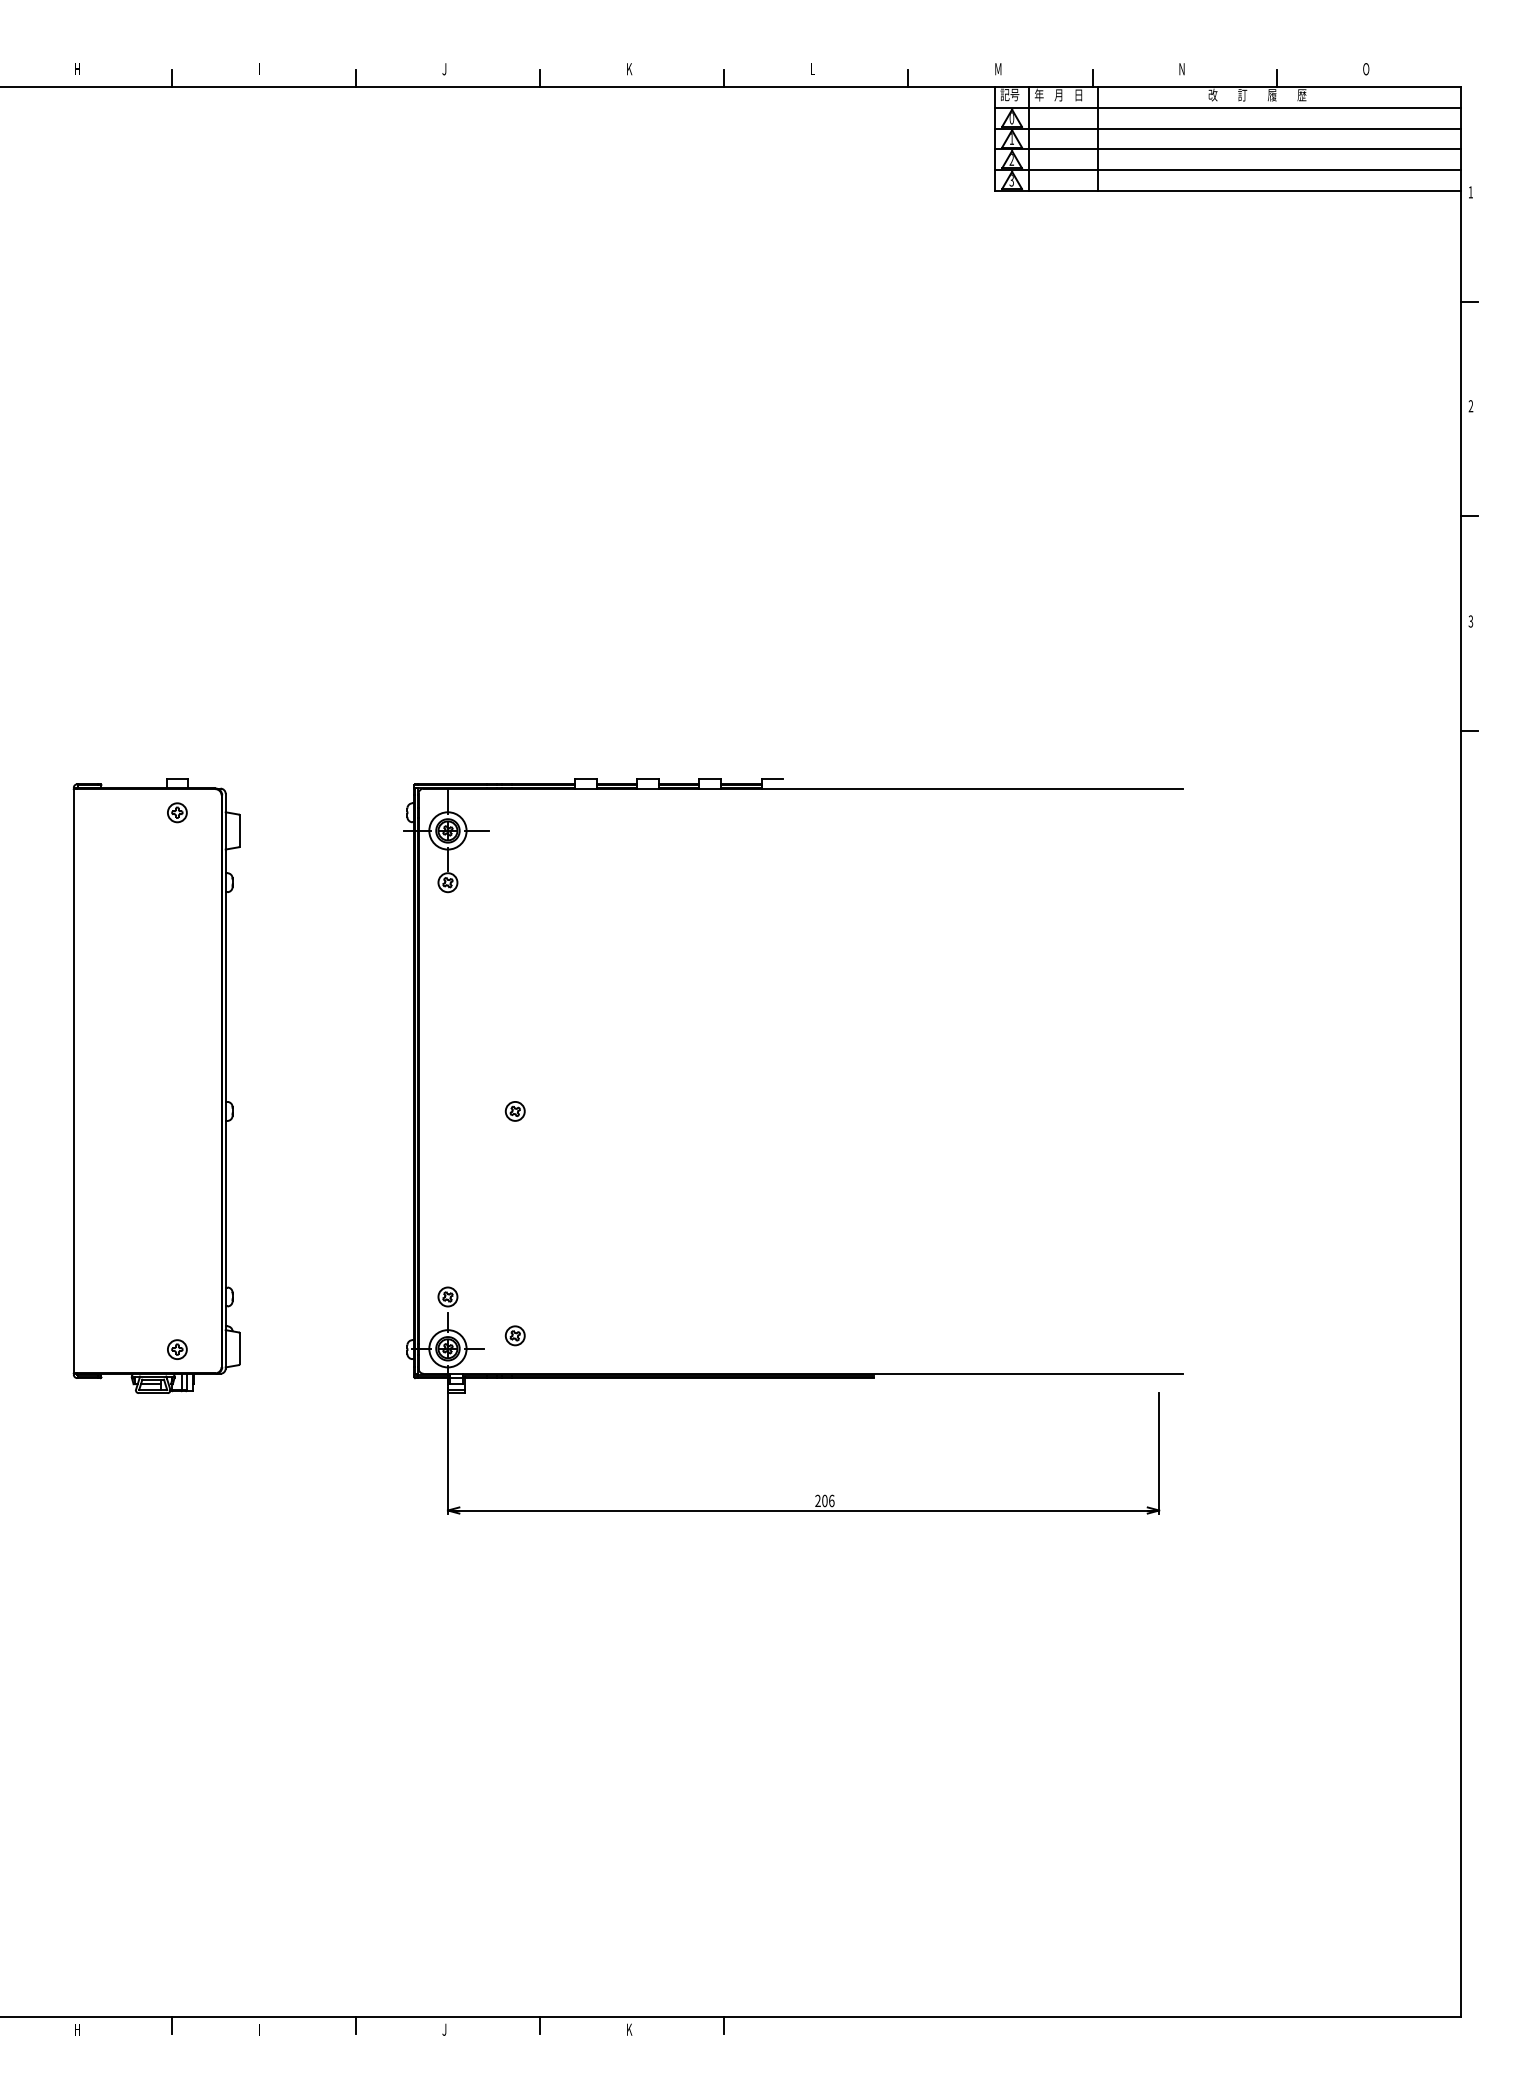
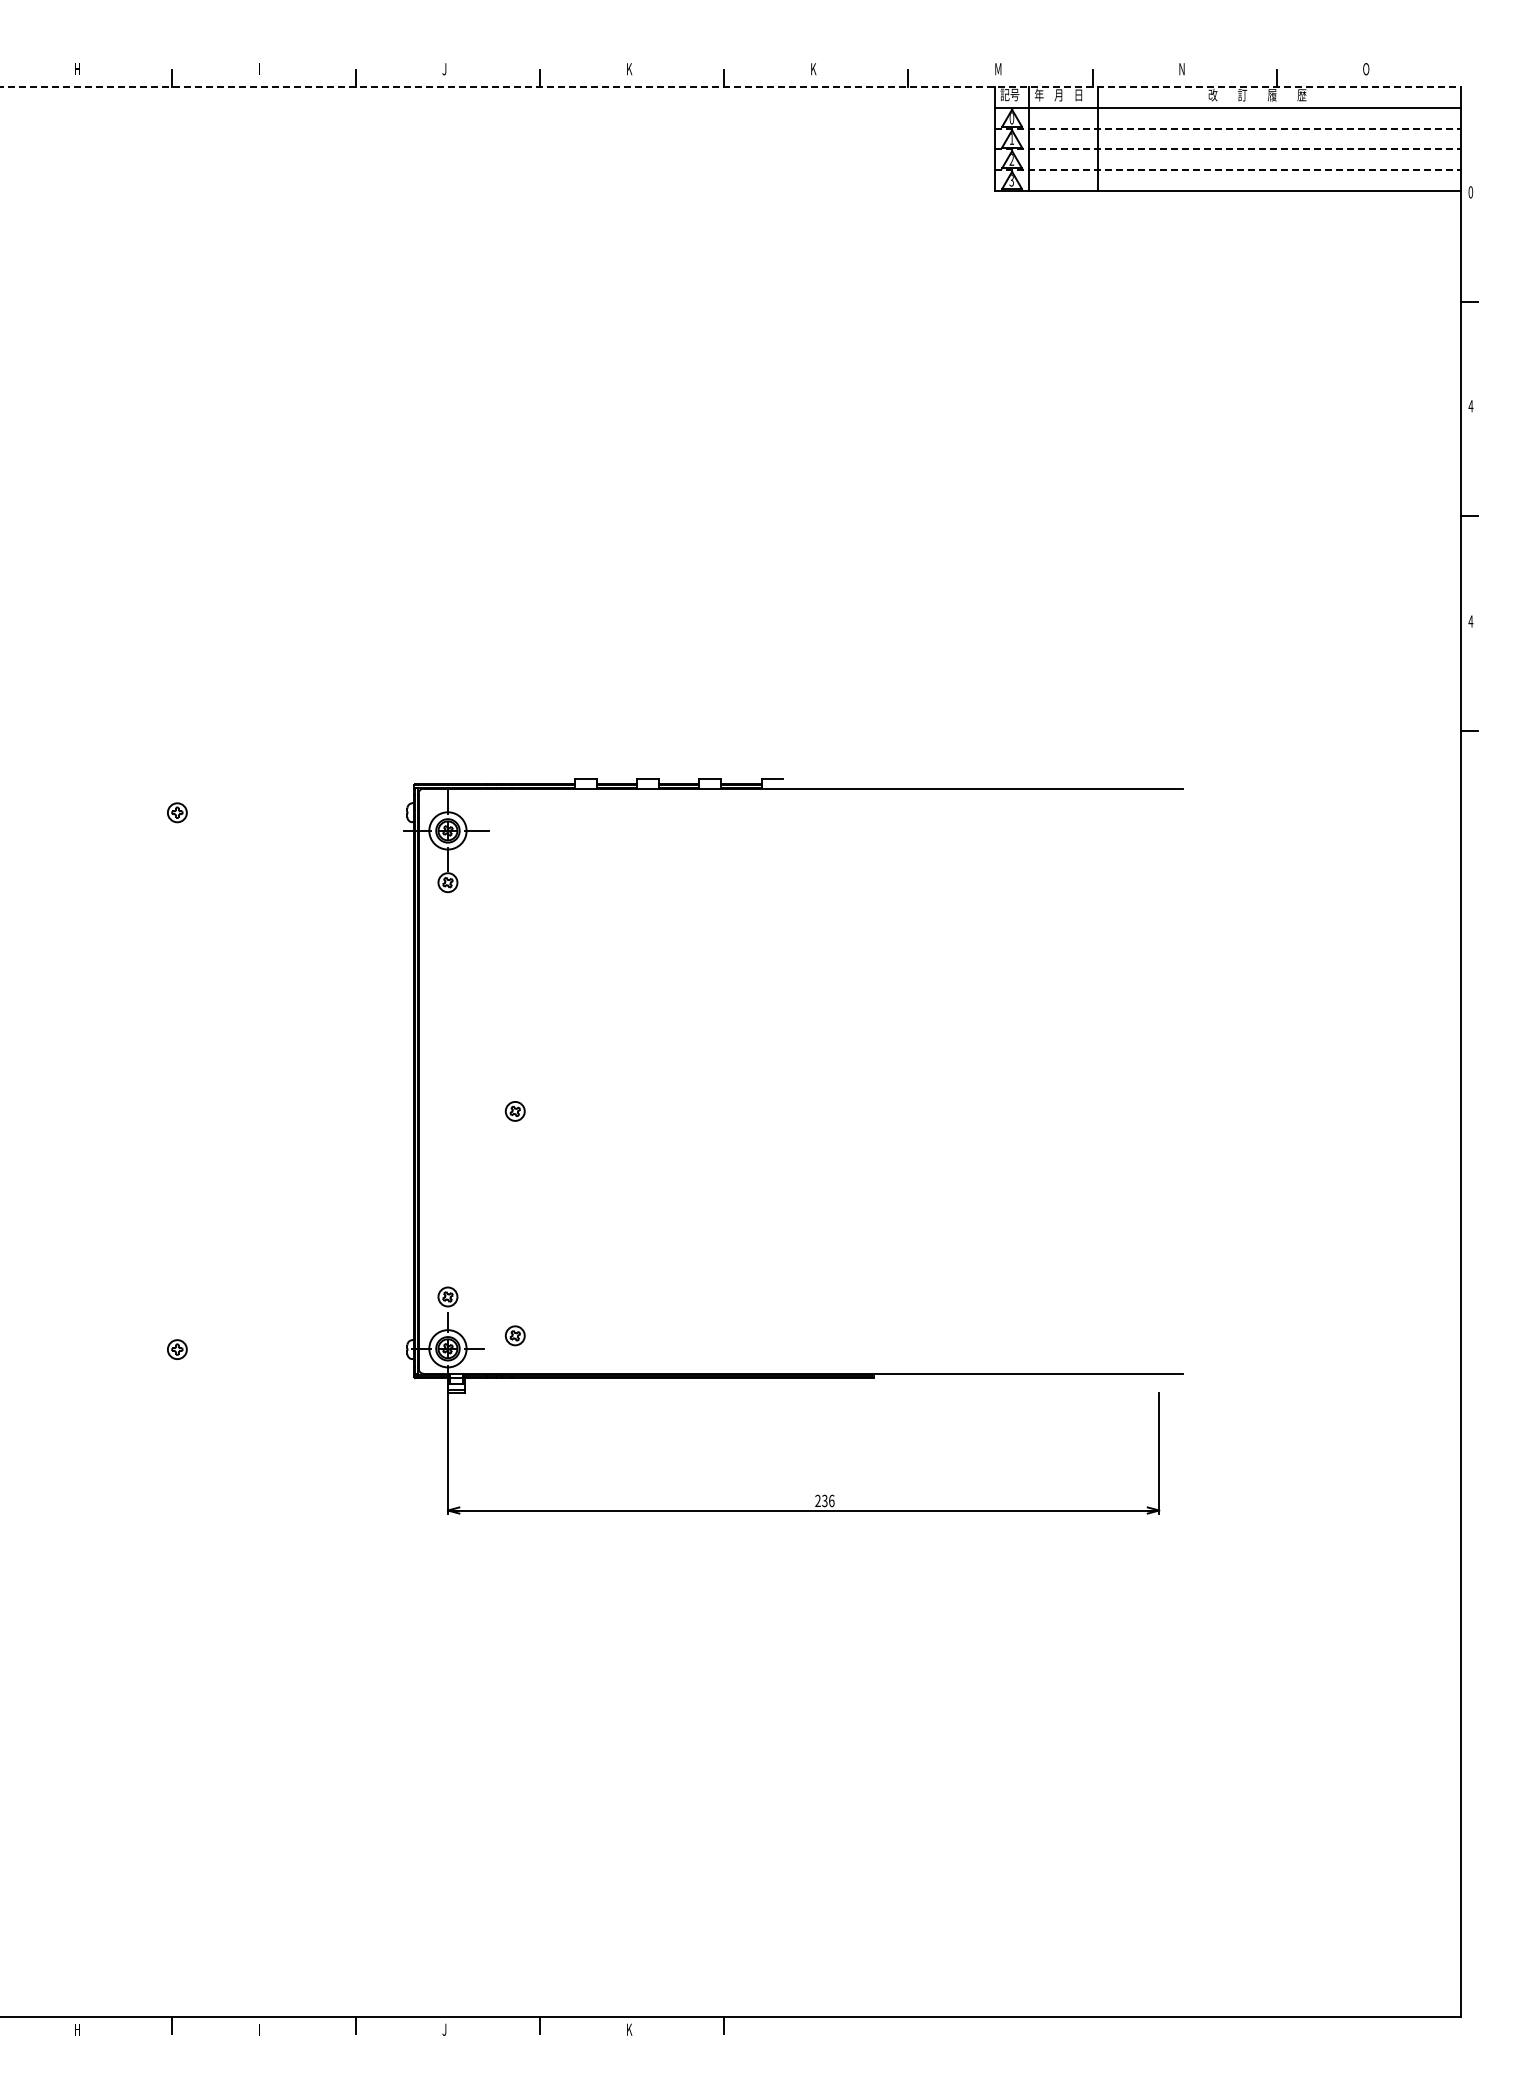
text: L -> K (813, 69)
line: solid -> dashed (730, 87)
line: solid -> dashed (1228, 128)
line: solid -> dashed (1228, 149)
line: solid -> dashed (1228, 170)
text: 1 -> 0 (1470, 192)
text: 2 -> 4 (1470, 406)
text: 3 -> 4 (1470, 621)
part: present -> none (156, 1085)
text: 206 -> 236 (824, 1500)
